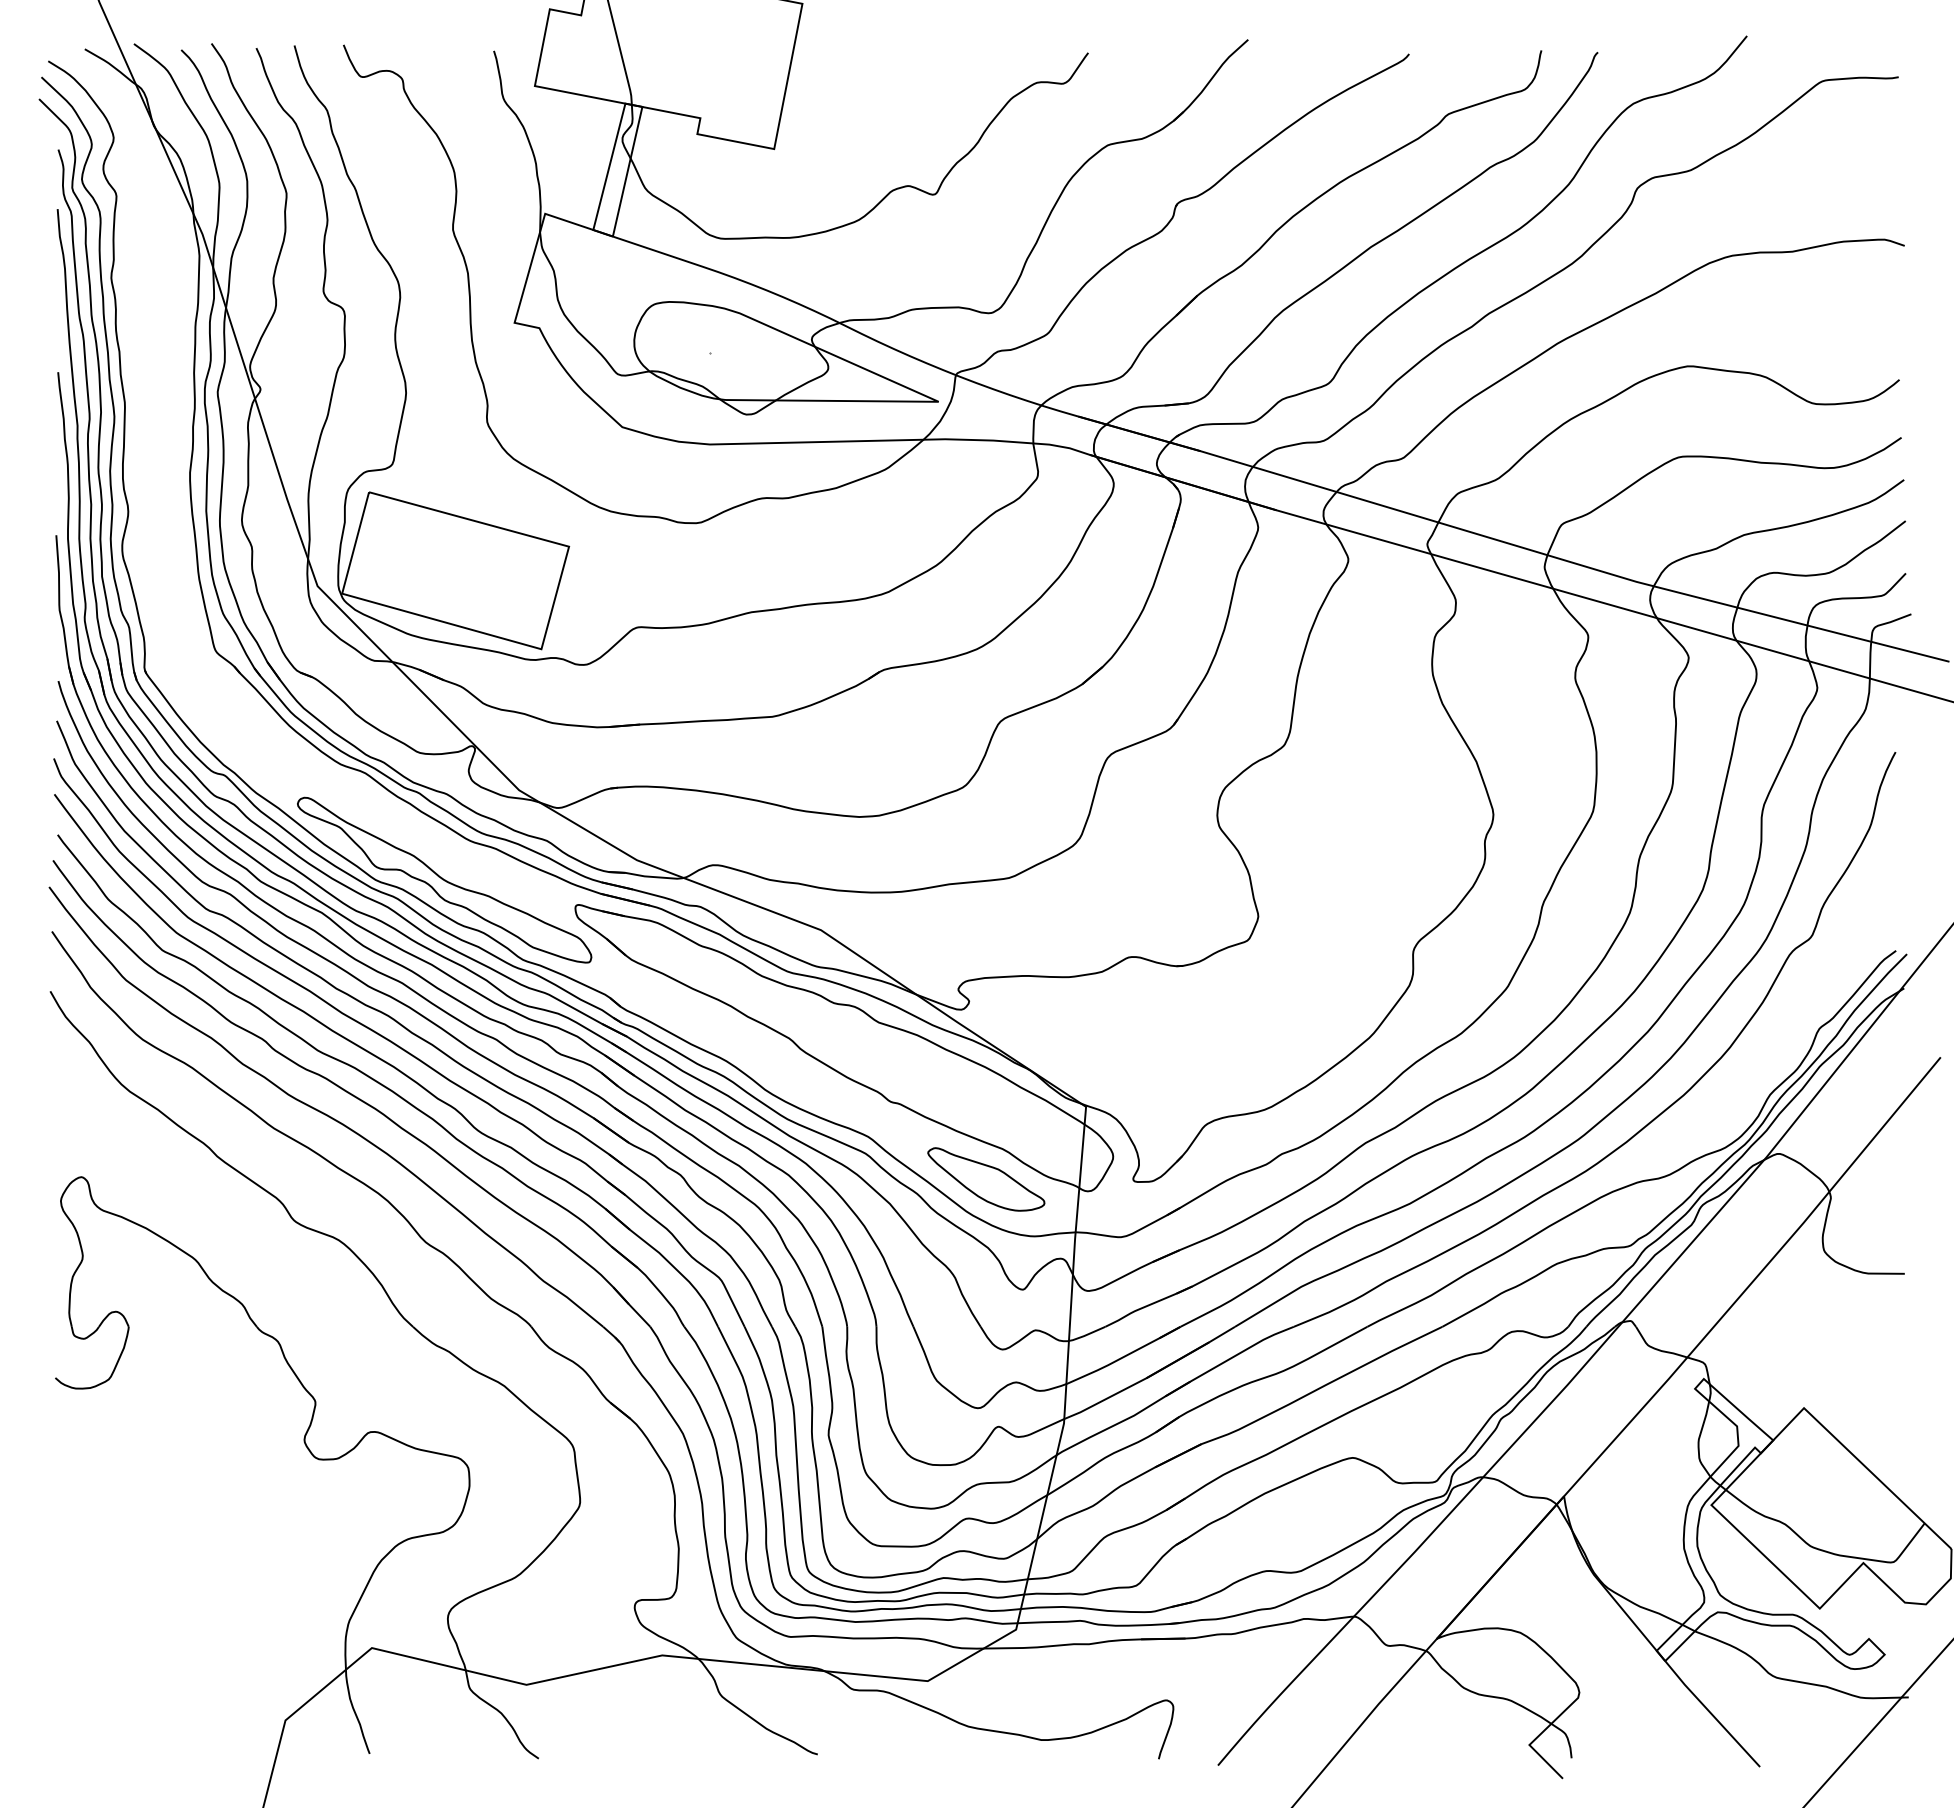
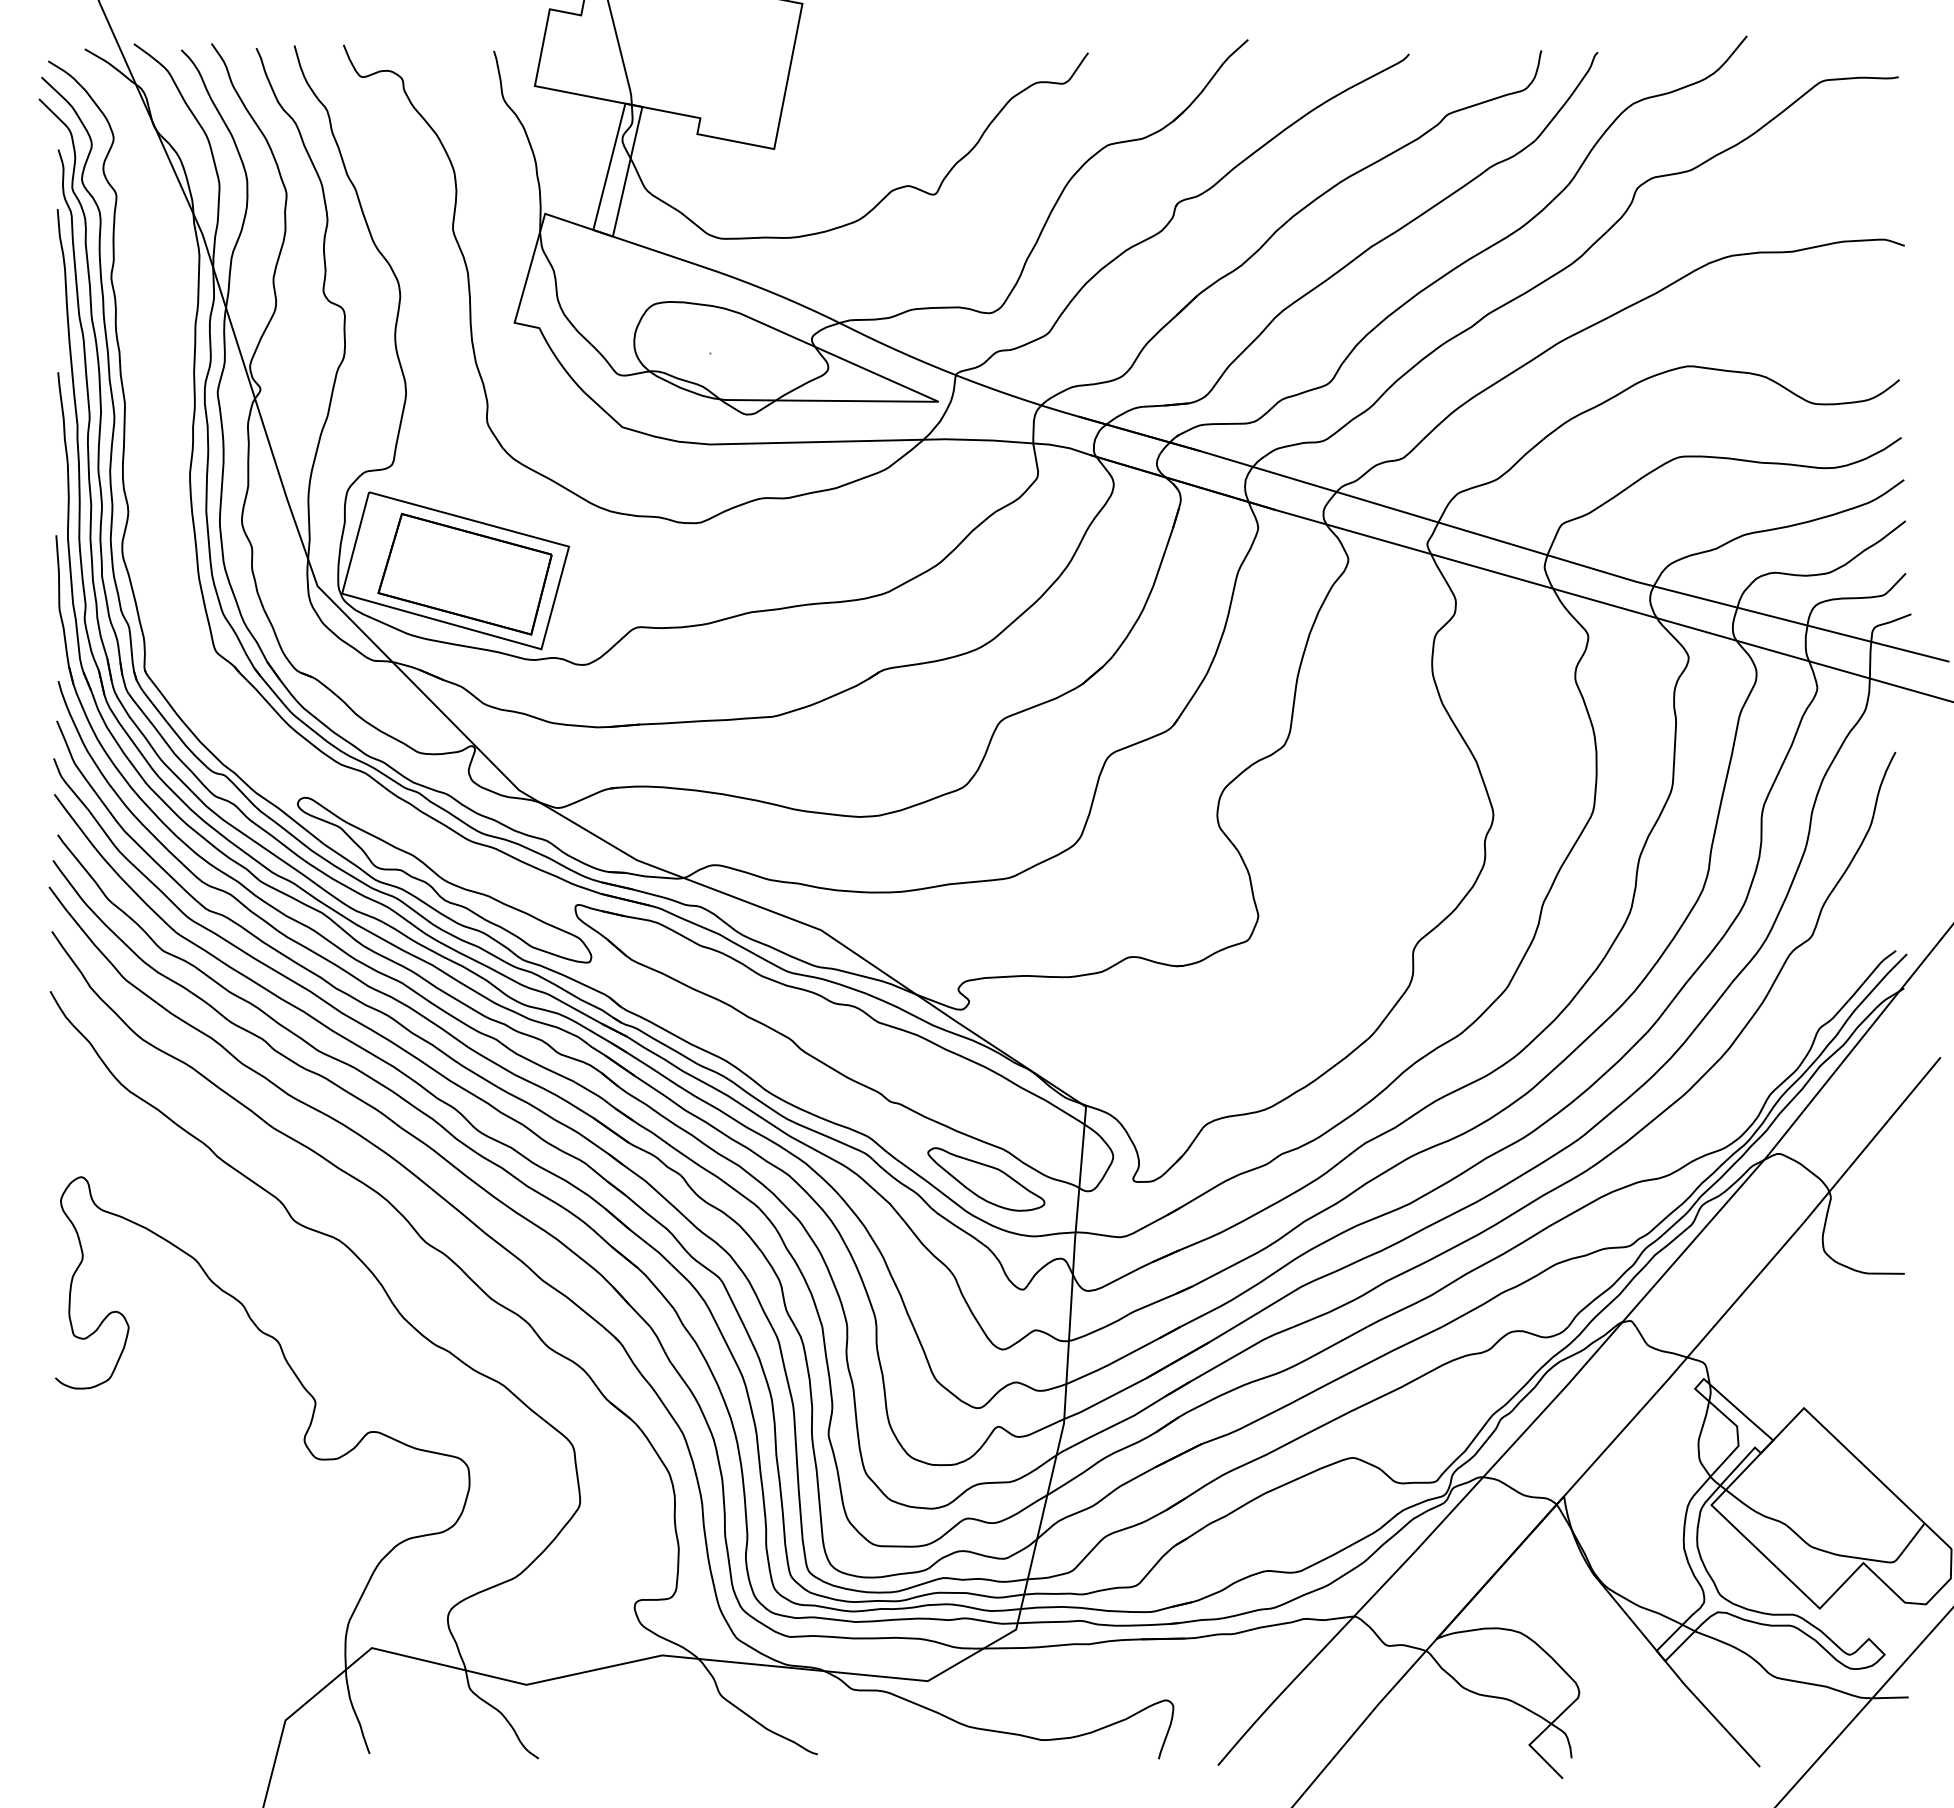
part: none -> present (464, 573)
line position: (1878, 1723) -> (1863, 1707) (1863, 1707)
